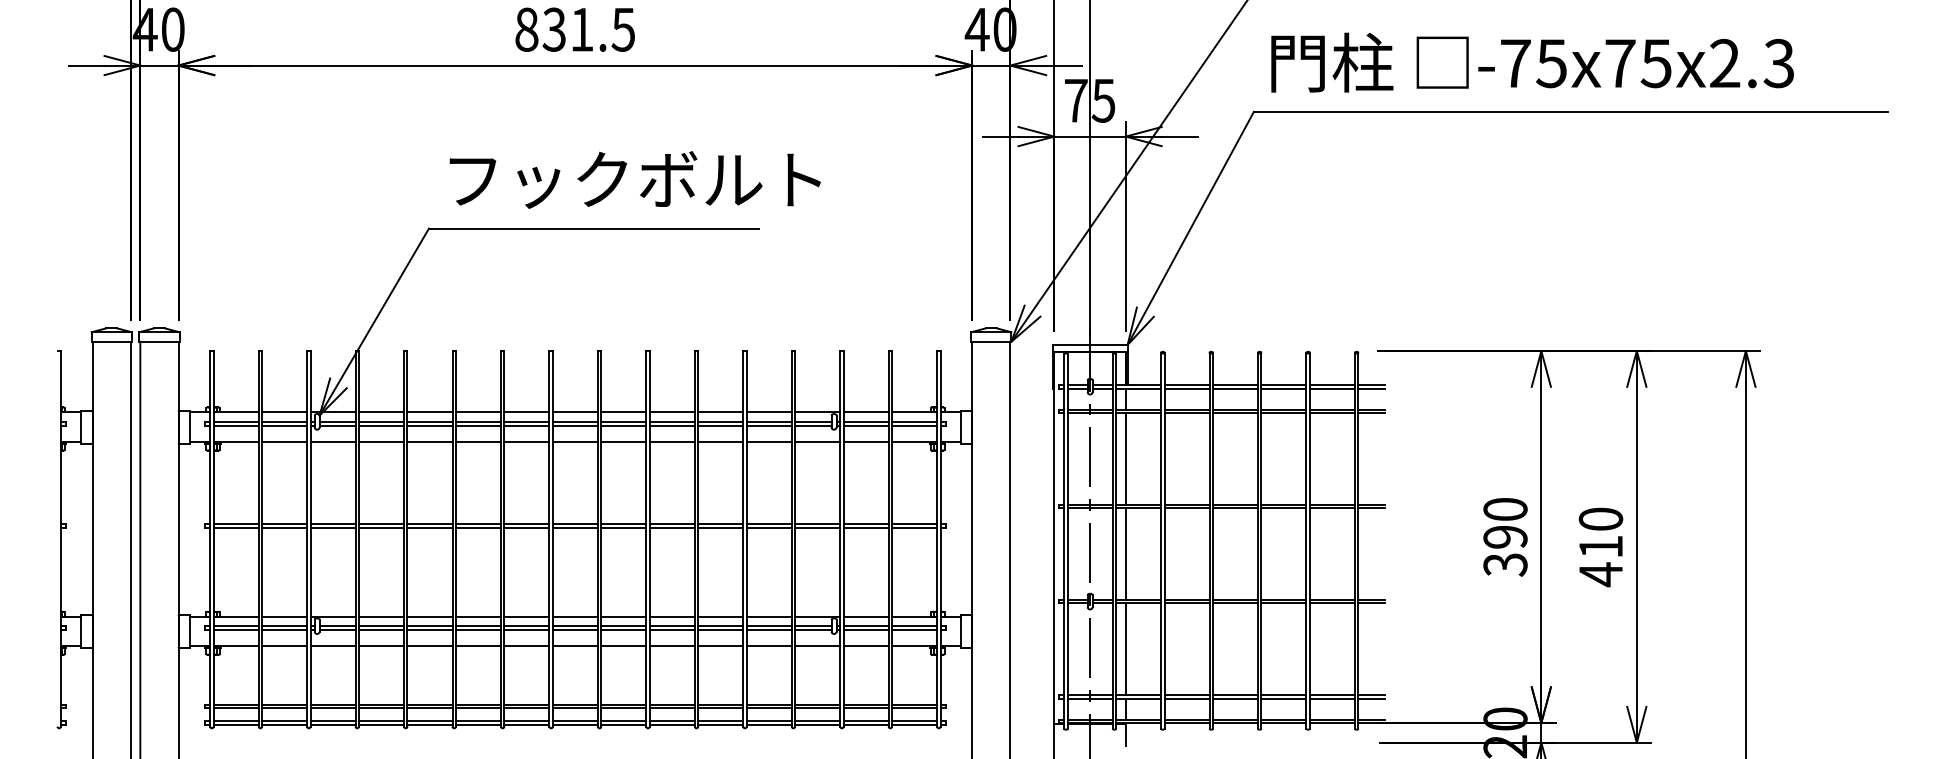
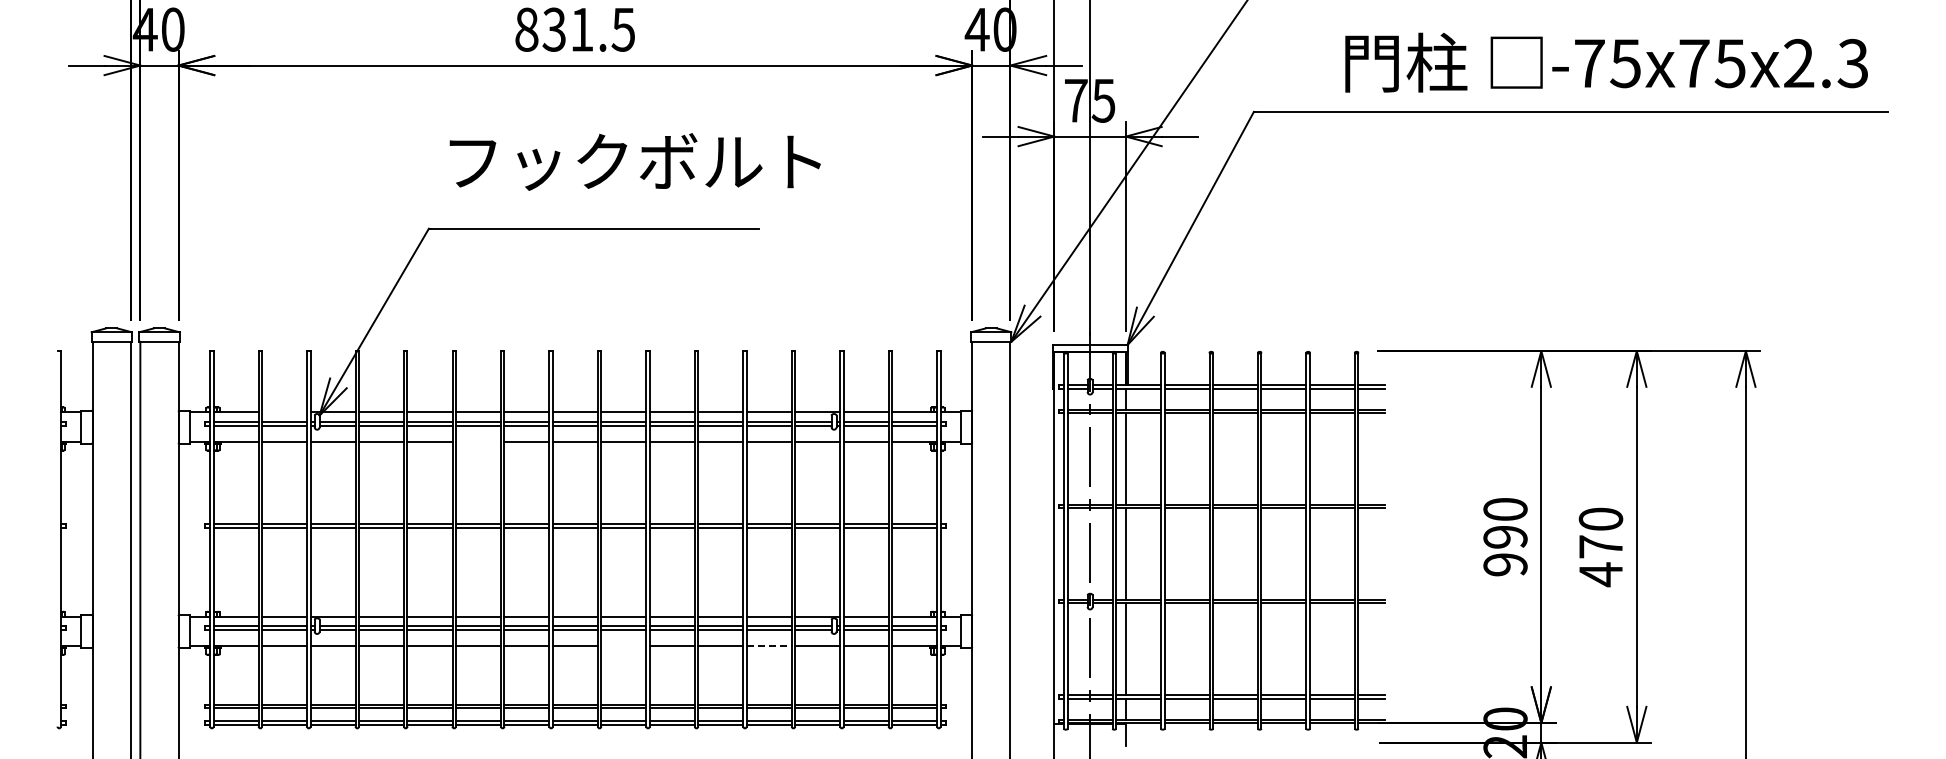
text position: (1532, 62) -> (1606, 62) (1606, 62)
text position: (634, 179) -> (634, 161) (634, 161)
line: present -> none (284, 412)
line: present -> none (477, 442)
text: 410 -> 470 (1600, 546)
text: 390 -> 990 (1505, 564)
line: present -> none (623, 646)
line: solid -> dashed (769, 646)
